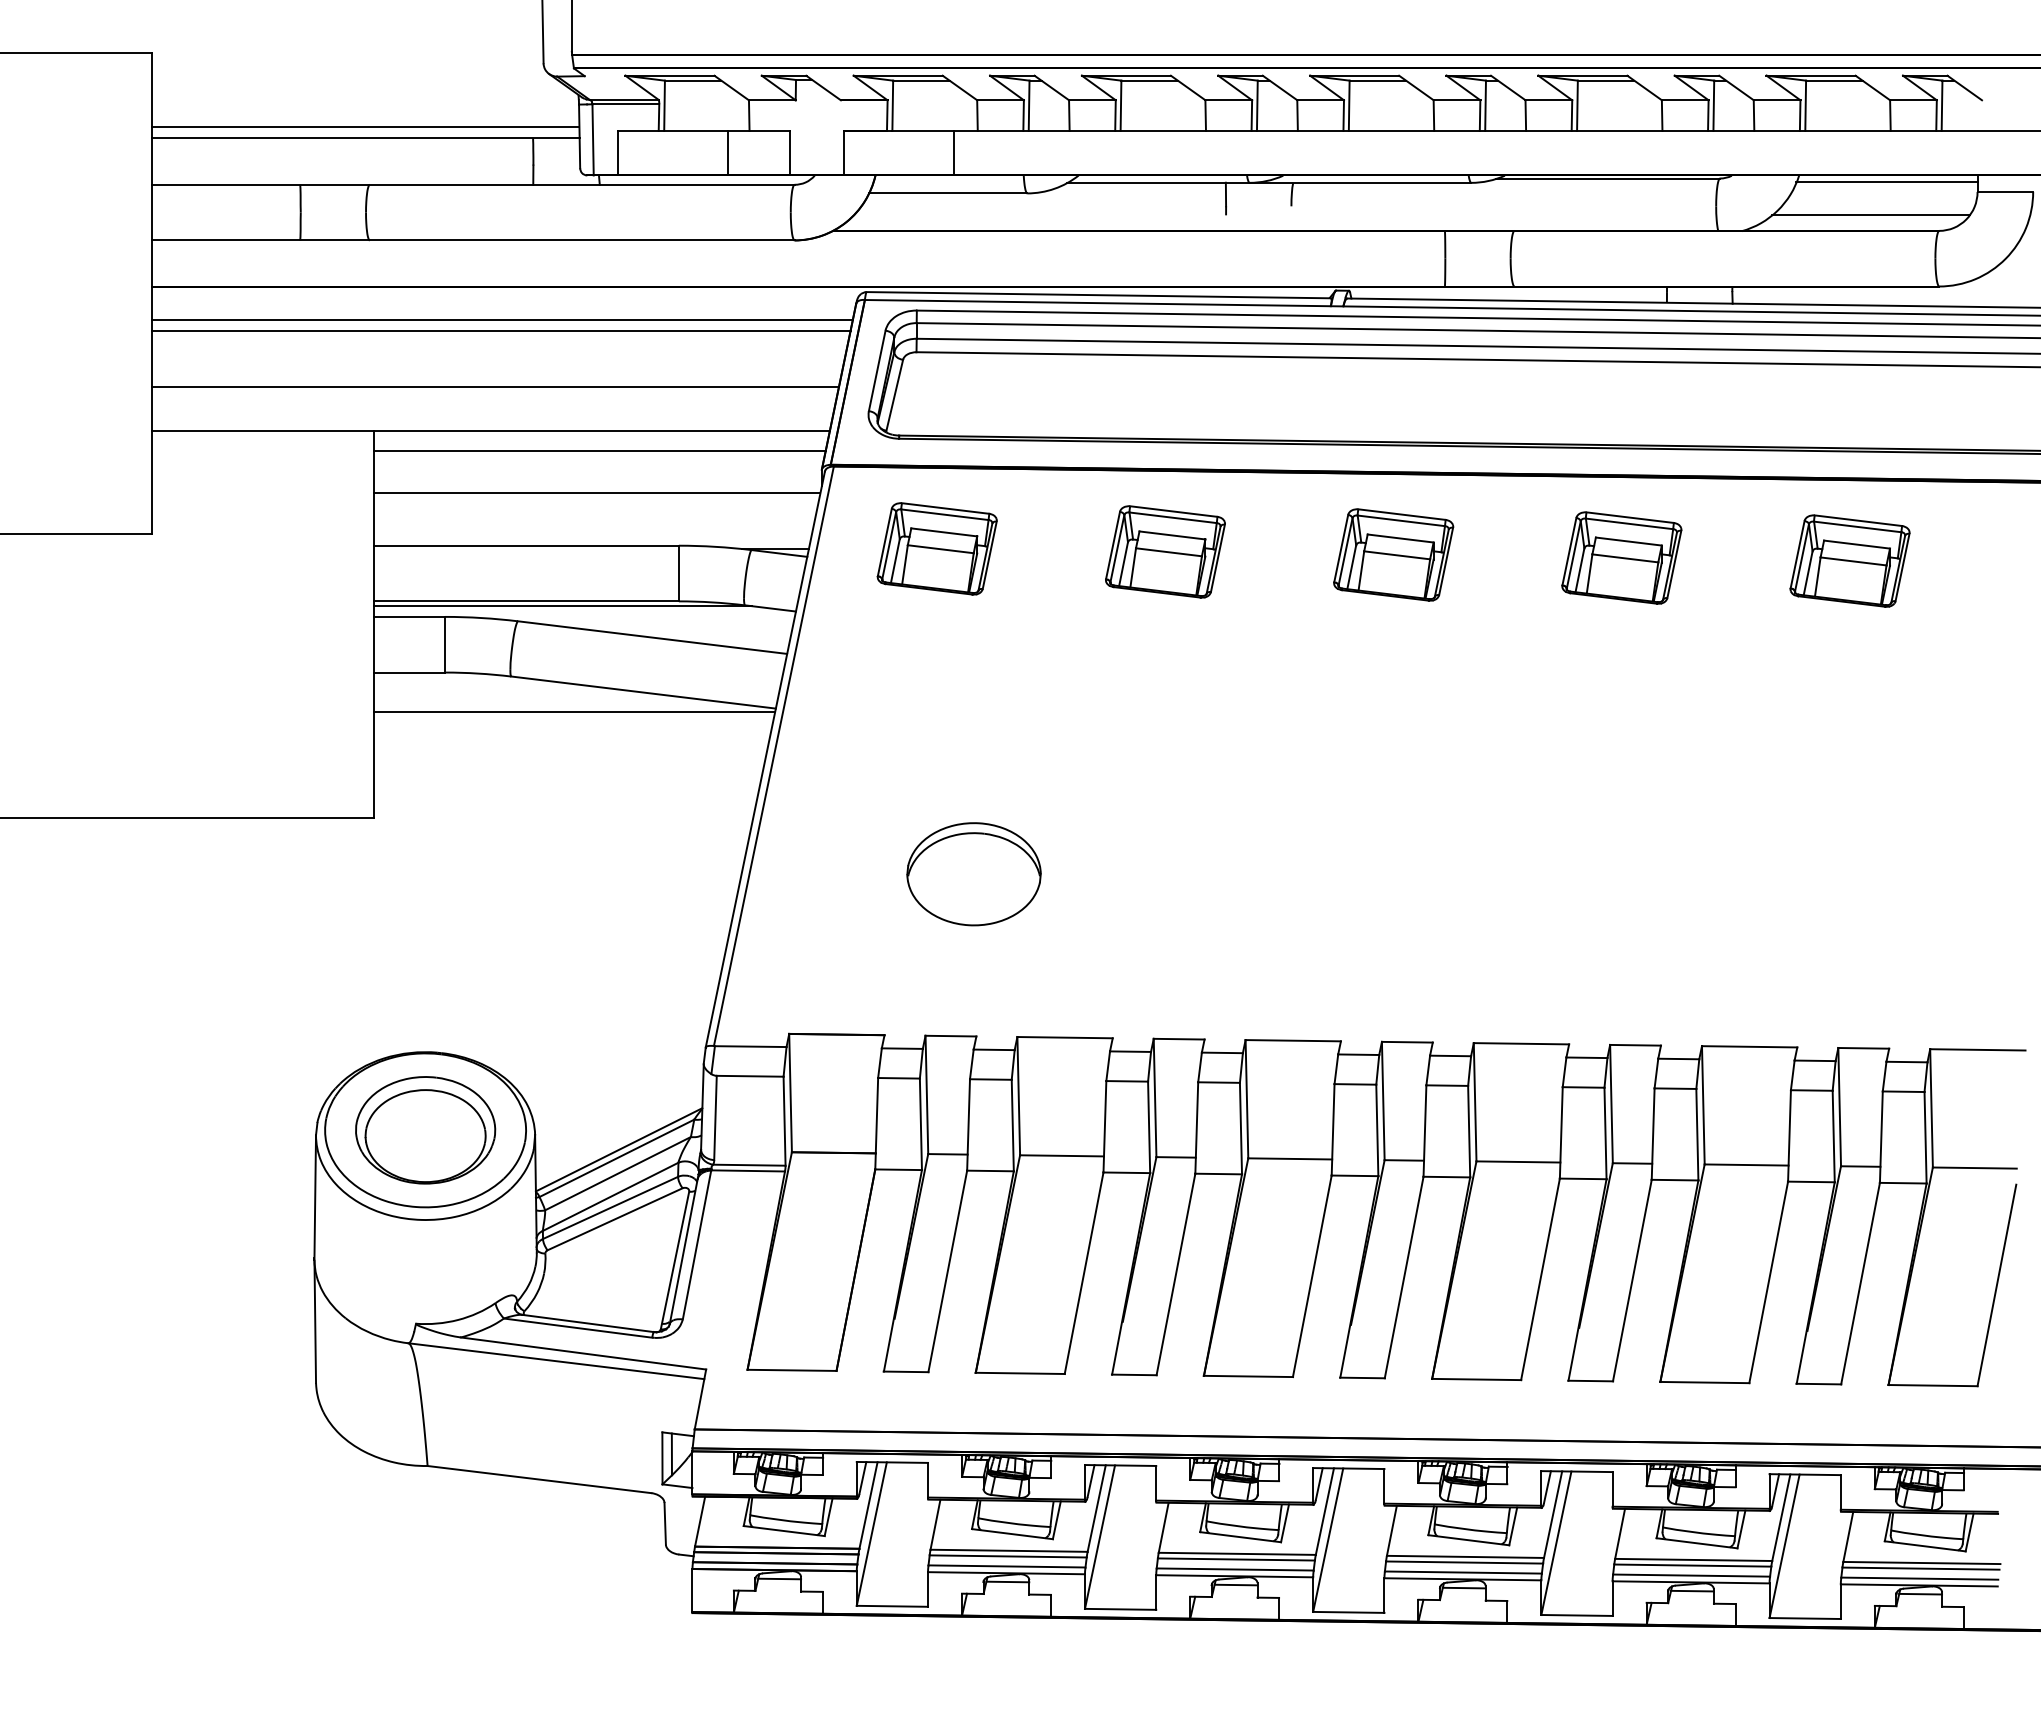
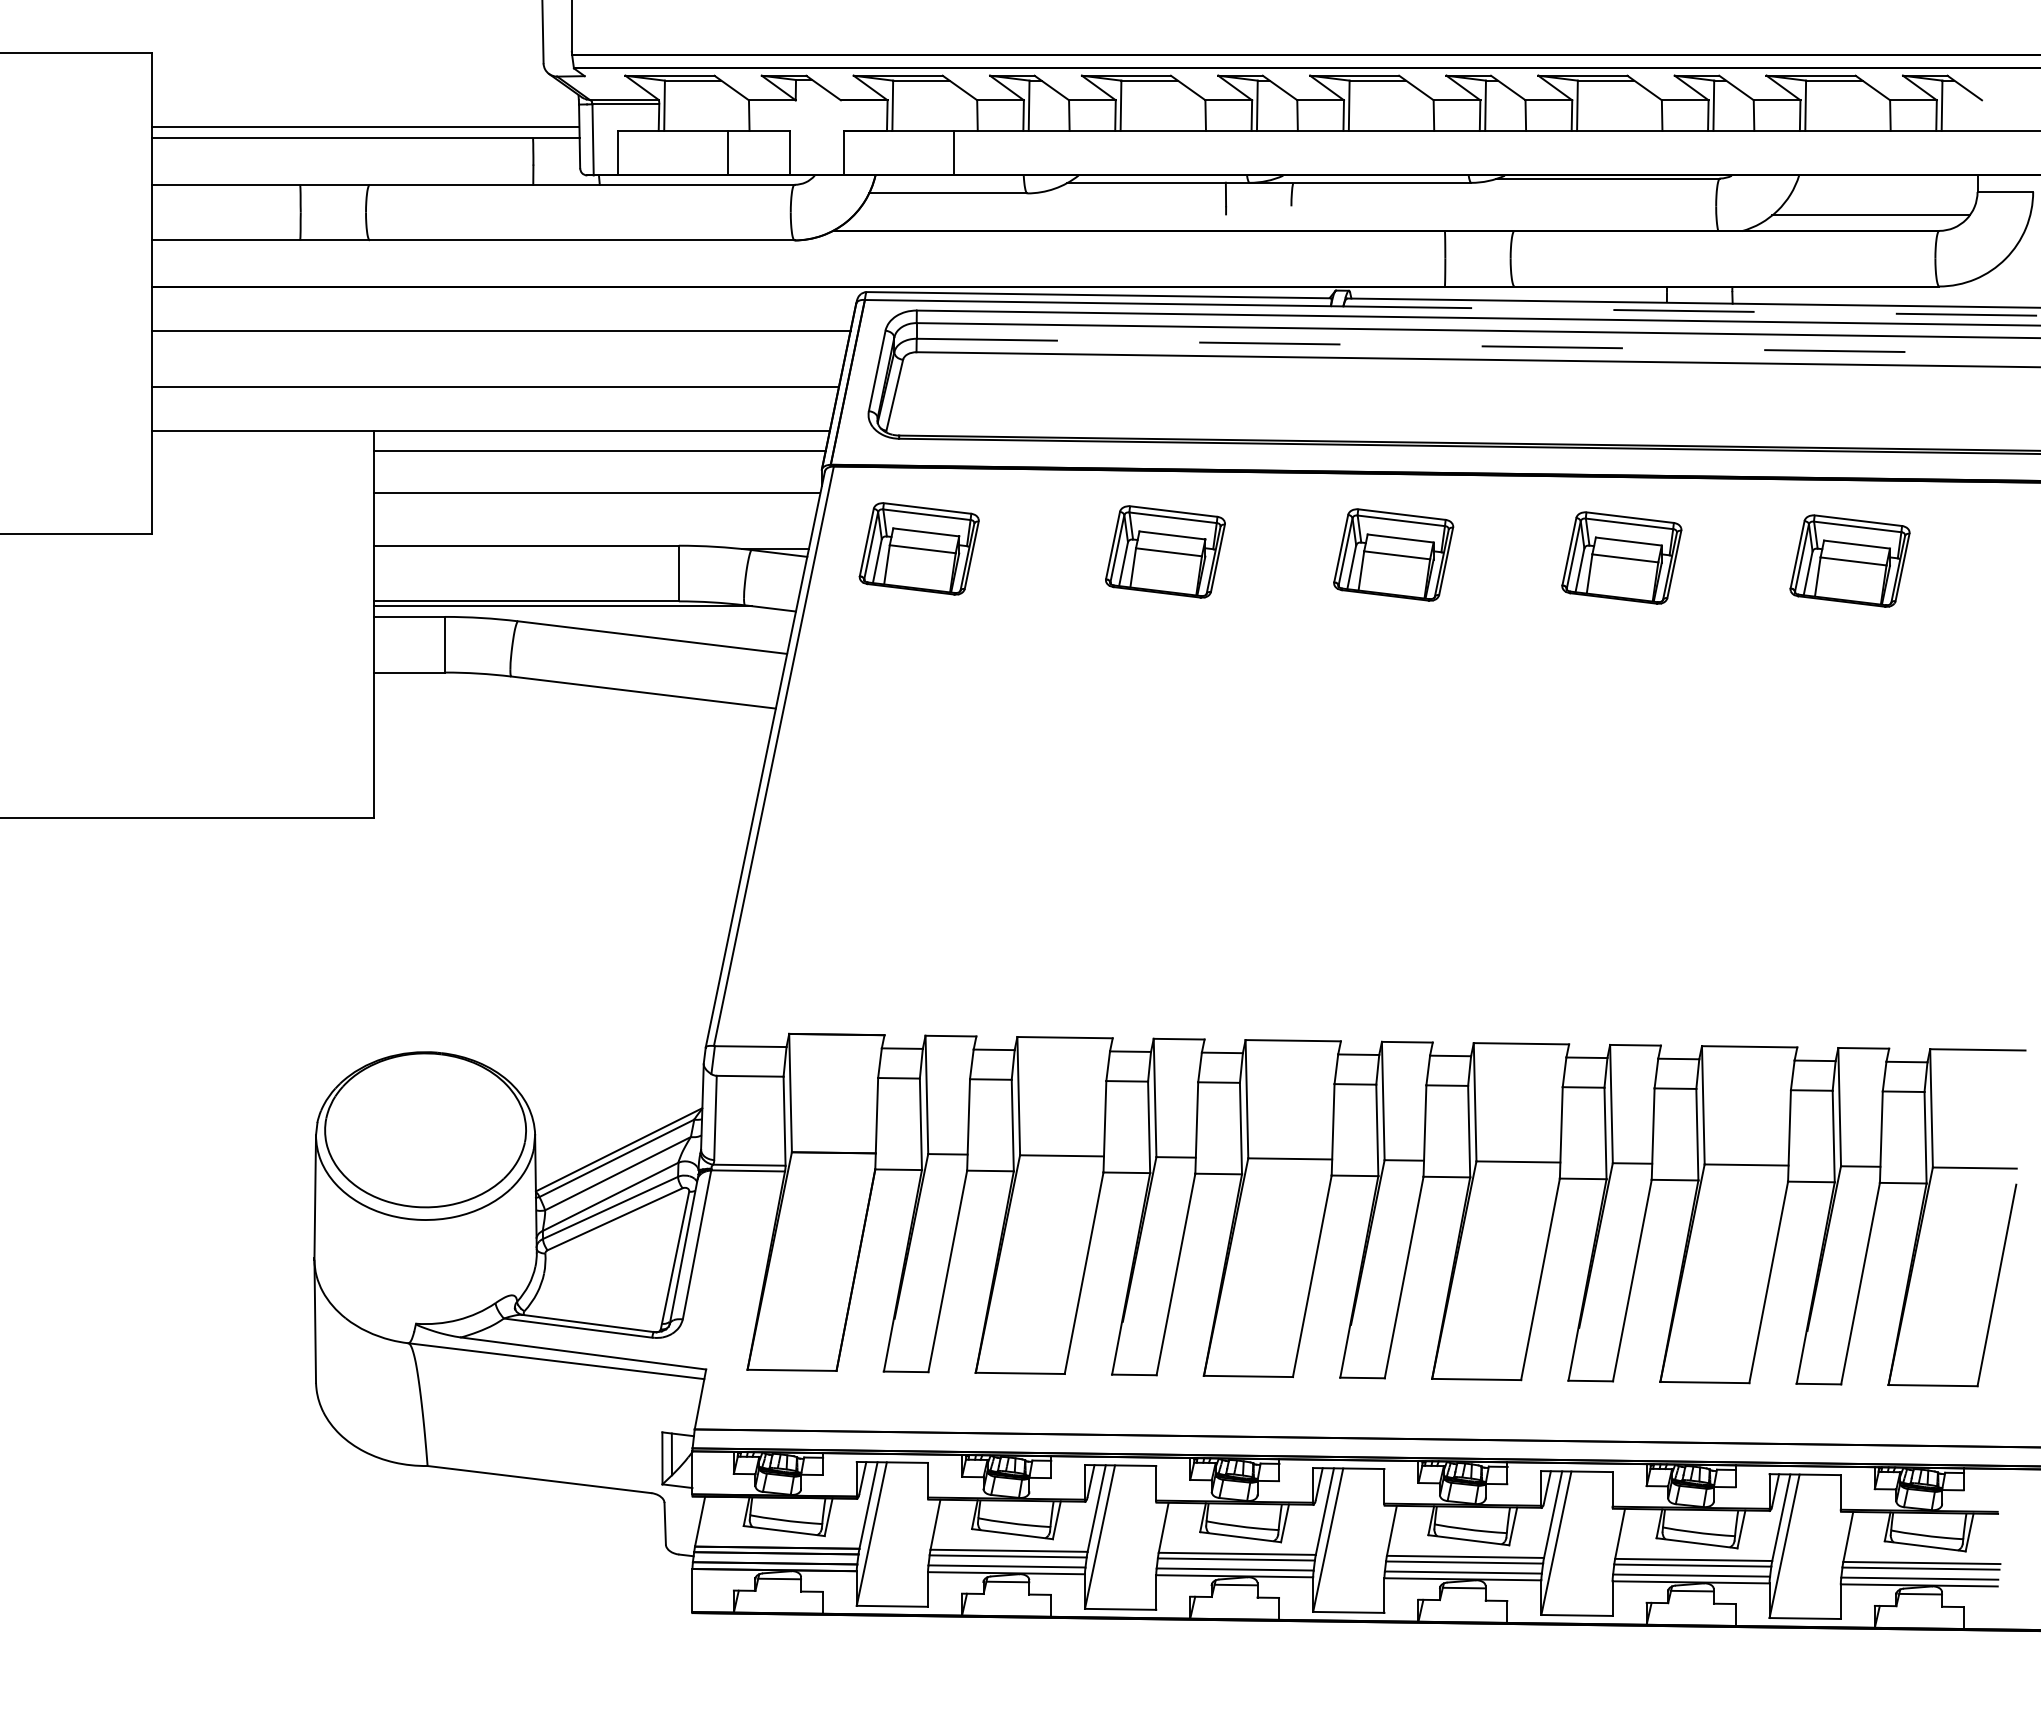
line: present -> none (1886, 181)
line: solid -> dashed (1685, 310)
line: present -> none (501, 319)
line: solid -> dashed (1478, 346)
part position: (936, 548) -> (918, 548) (918, 548)
line: present -> none (574, 712)
part: present -> none (973, 874)
part: present -> none (425, 1130)
